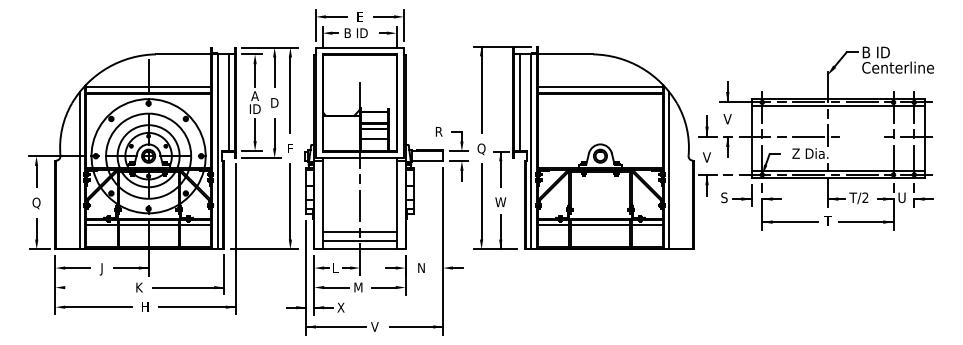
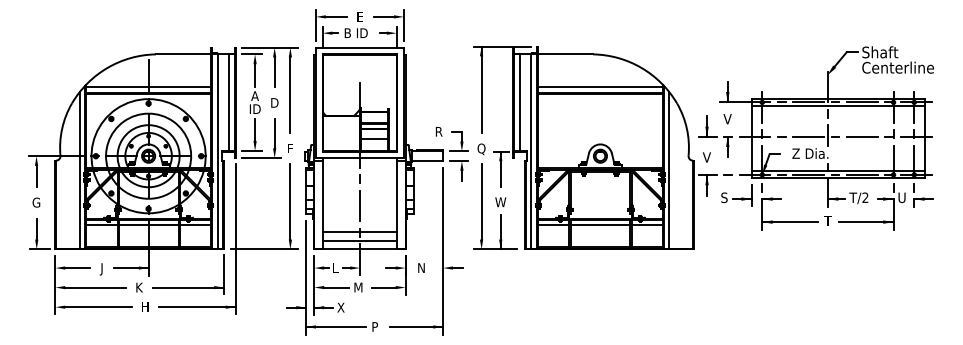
text: B ID -> Shaft (880, 52)
line: none -> present (862, 136)
text: Q -> G (37, 203)
line: none -> present (95, 287)
text: V -> P (374, 326)
